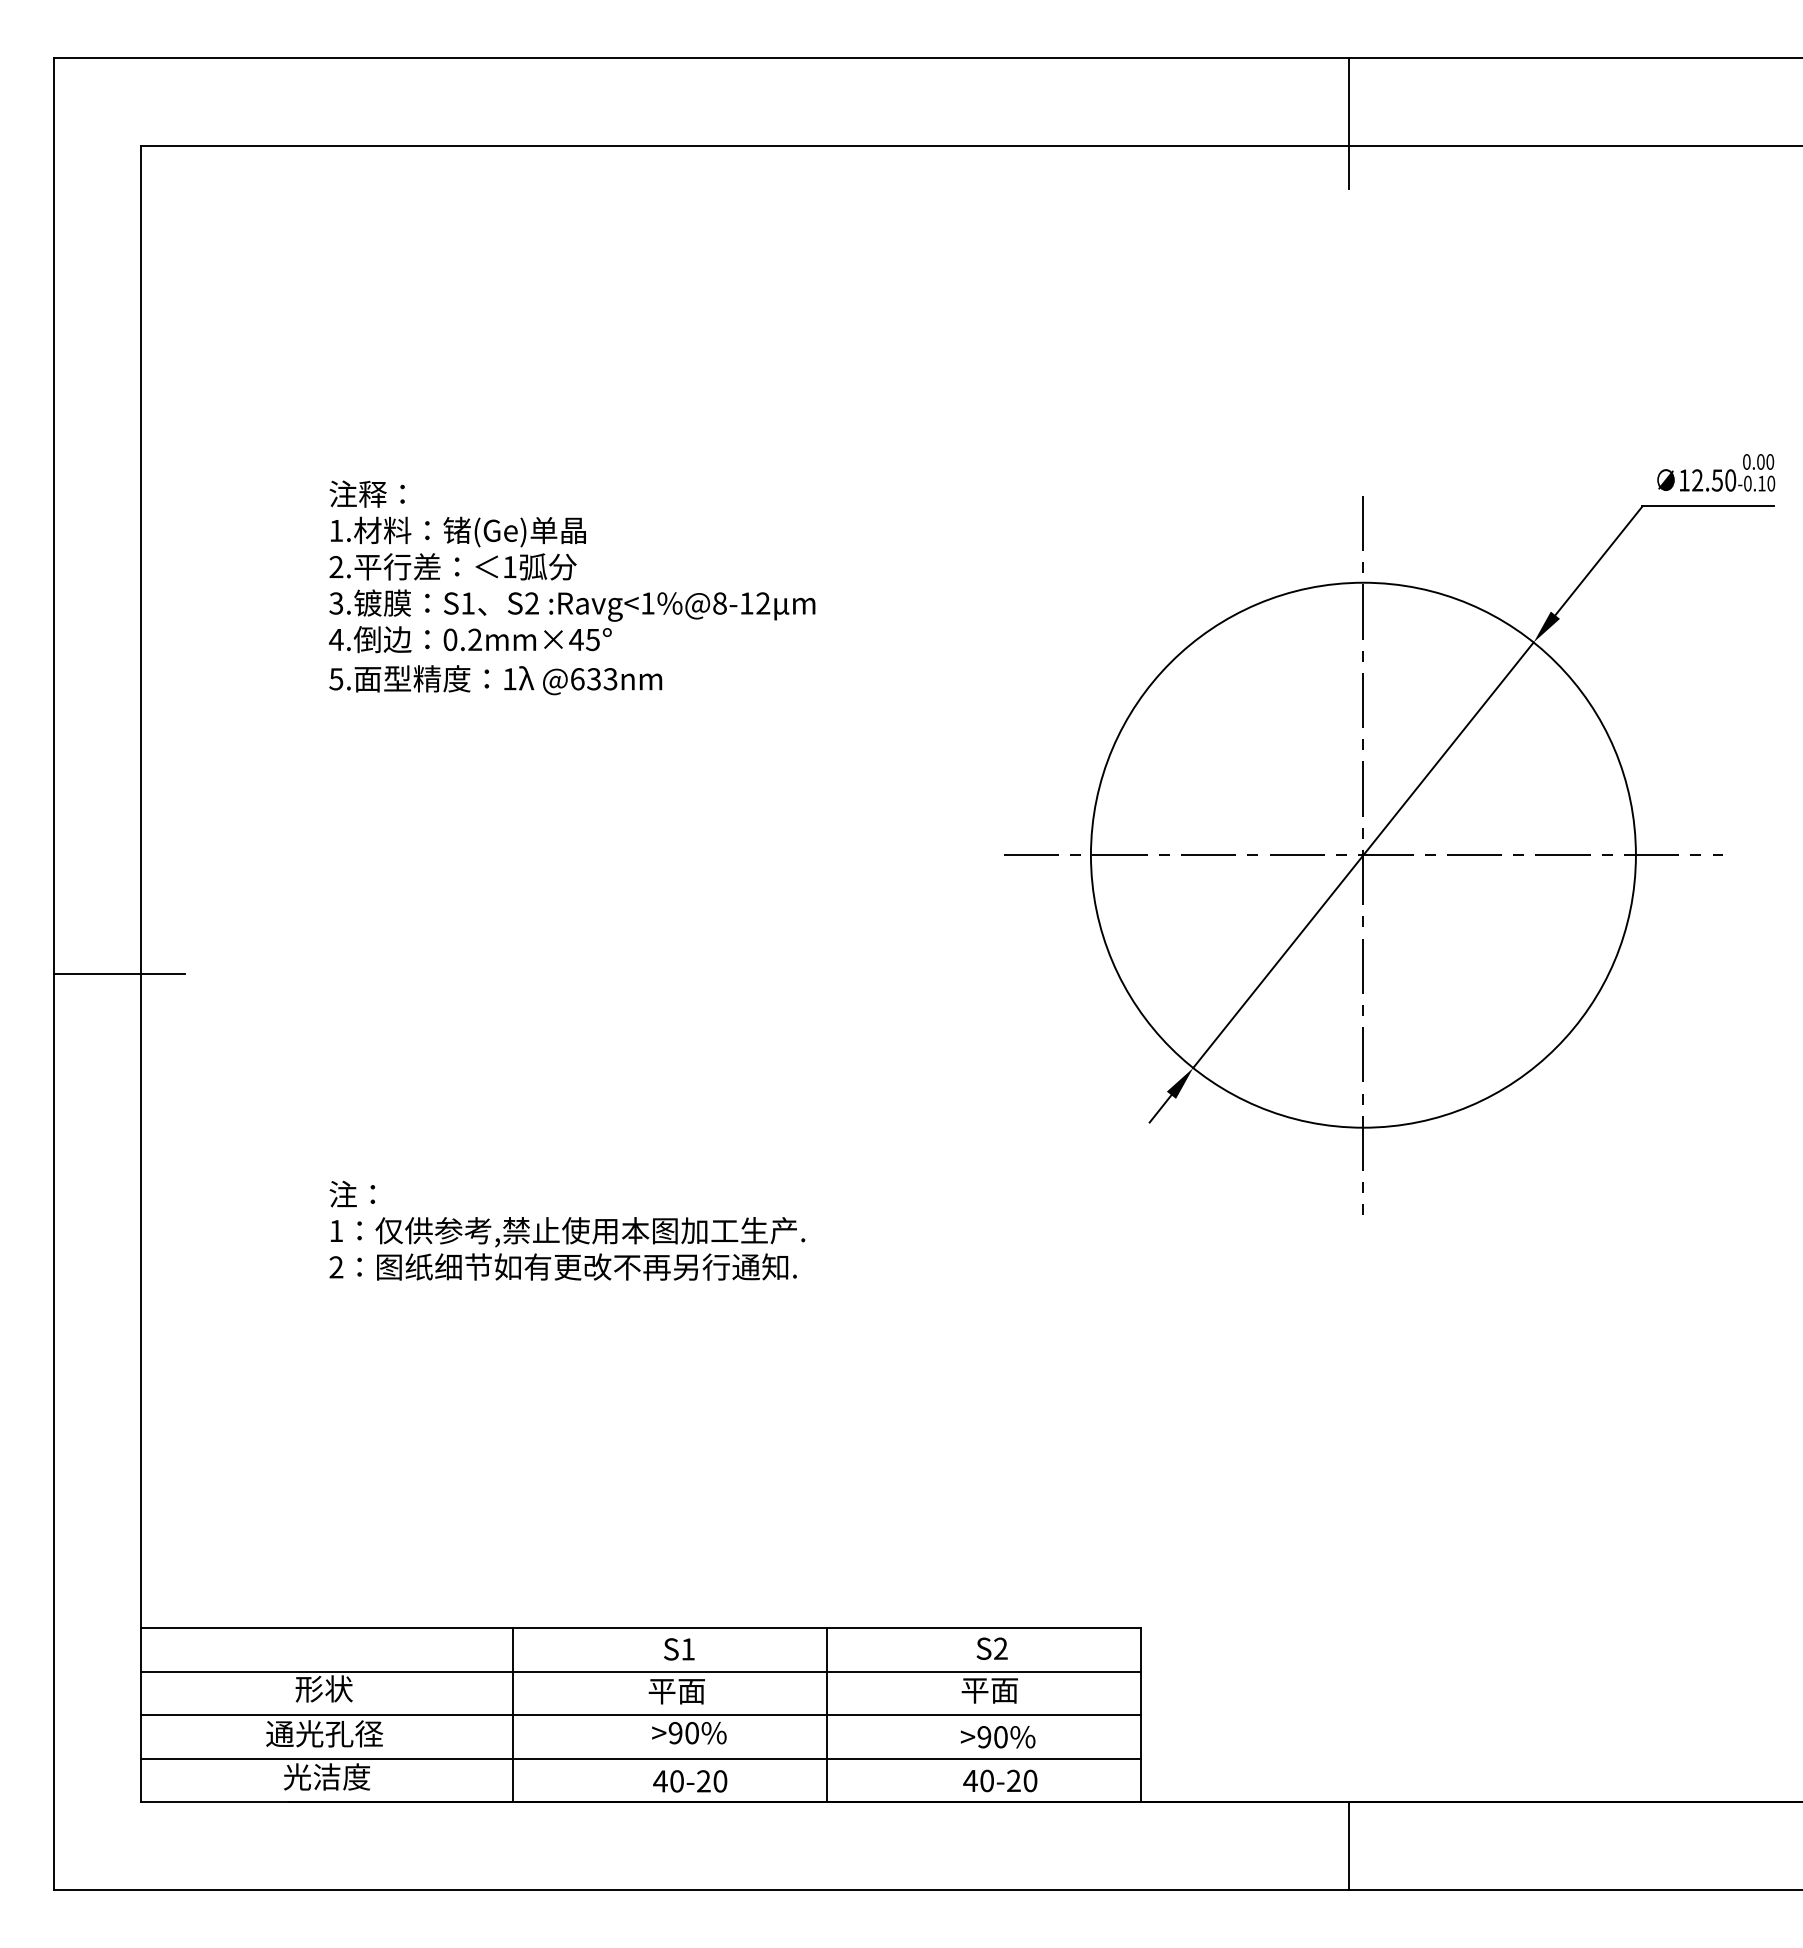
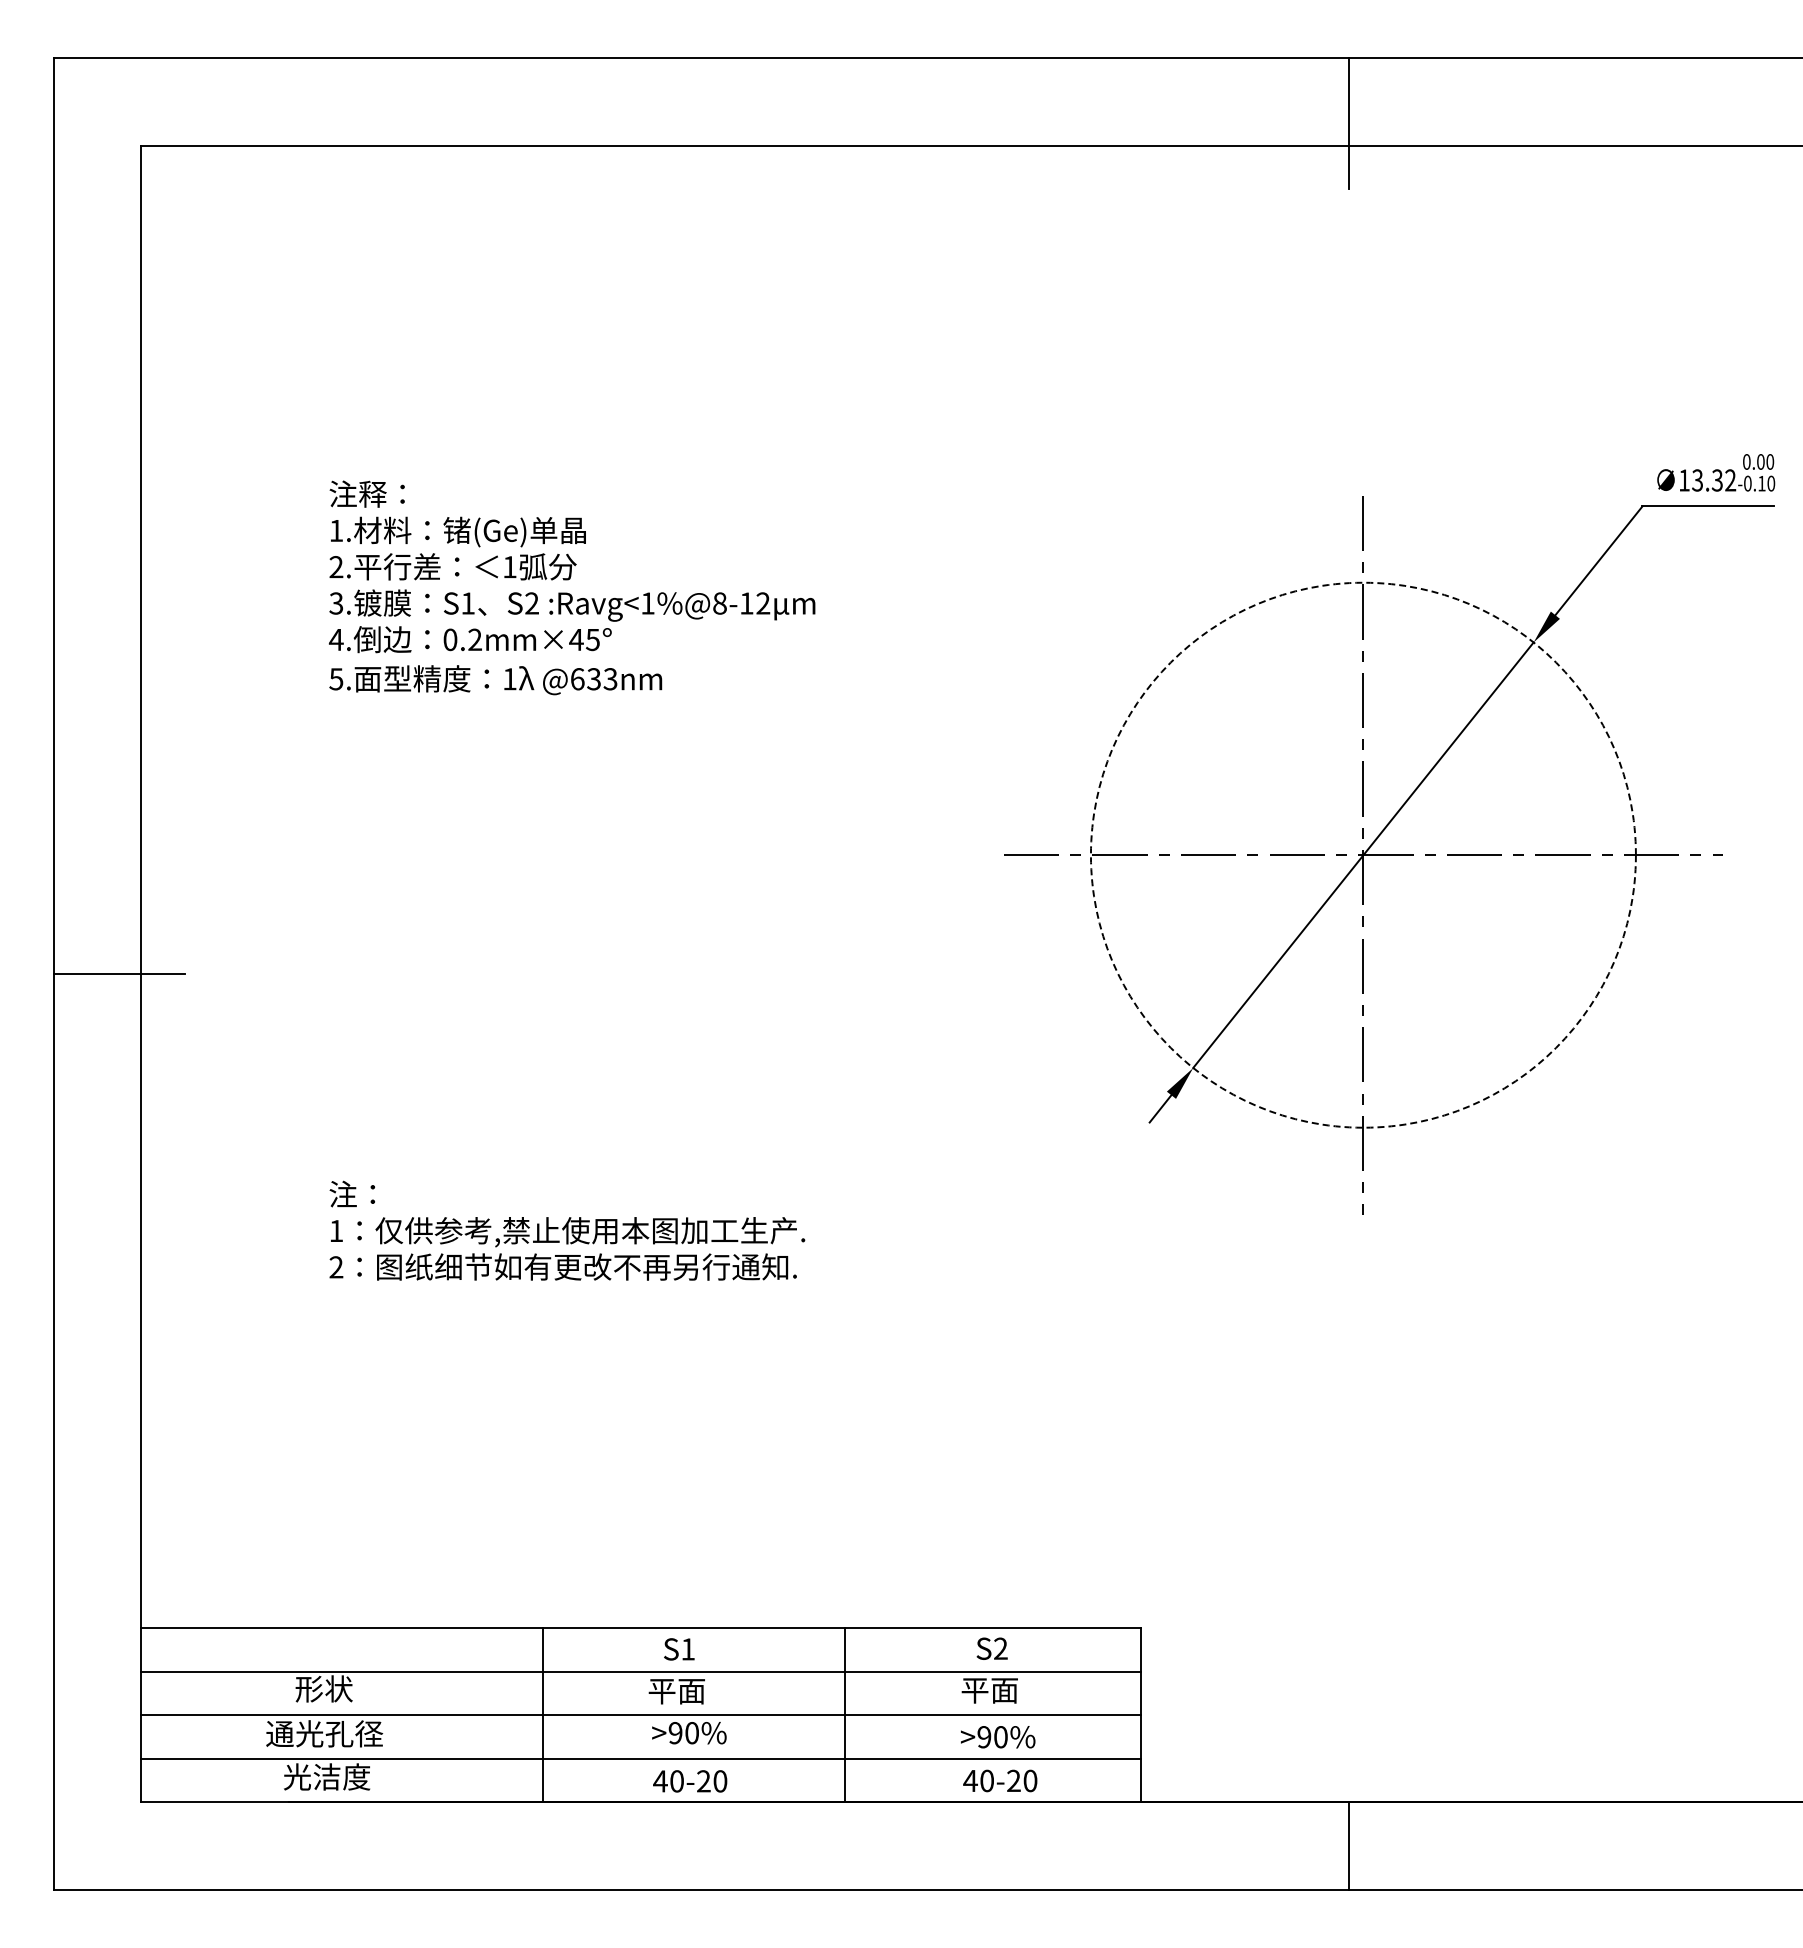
text: 12.50 -> 13.32 (1714, 480)
circle: solid -> dashed (1362, 854)
line position: (513, 1714) -> (543, 1714) (543, 1714)
line position: (826, 1714) -> (844, 1714) (844, 1714)
